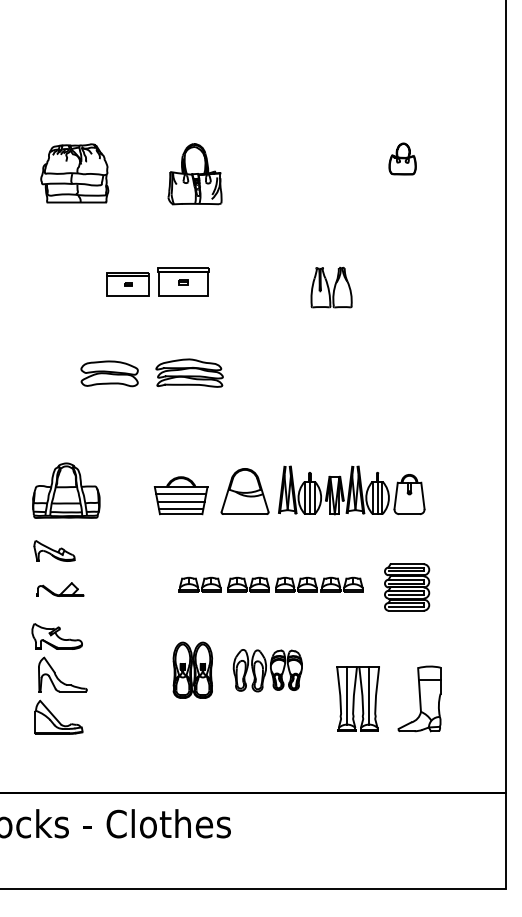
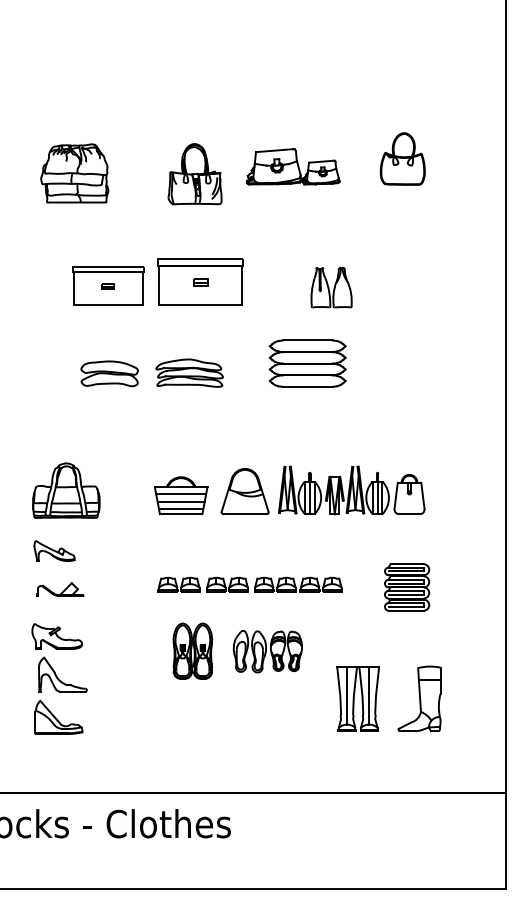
part size: 29x34 px -> 47x54 px (402, 158)
part: none -> present (292, 166)
part size: 104x30 px -> 172x48 px (157, 281)
part: none -> present (307, 363)
part position: (270, 584) -> (249, 584) (249, 584)
part position: (237, 669) -> (237, 650) (237, 650)
